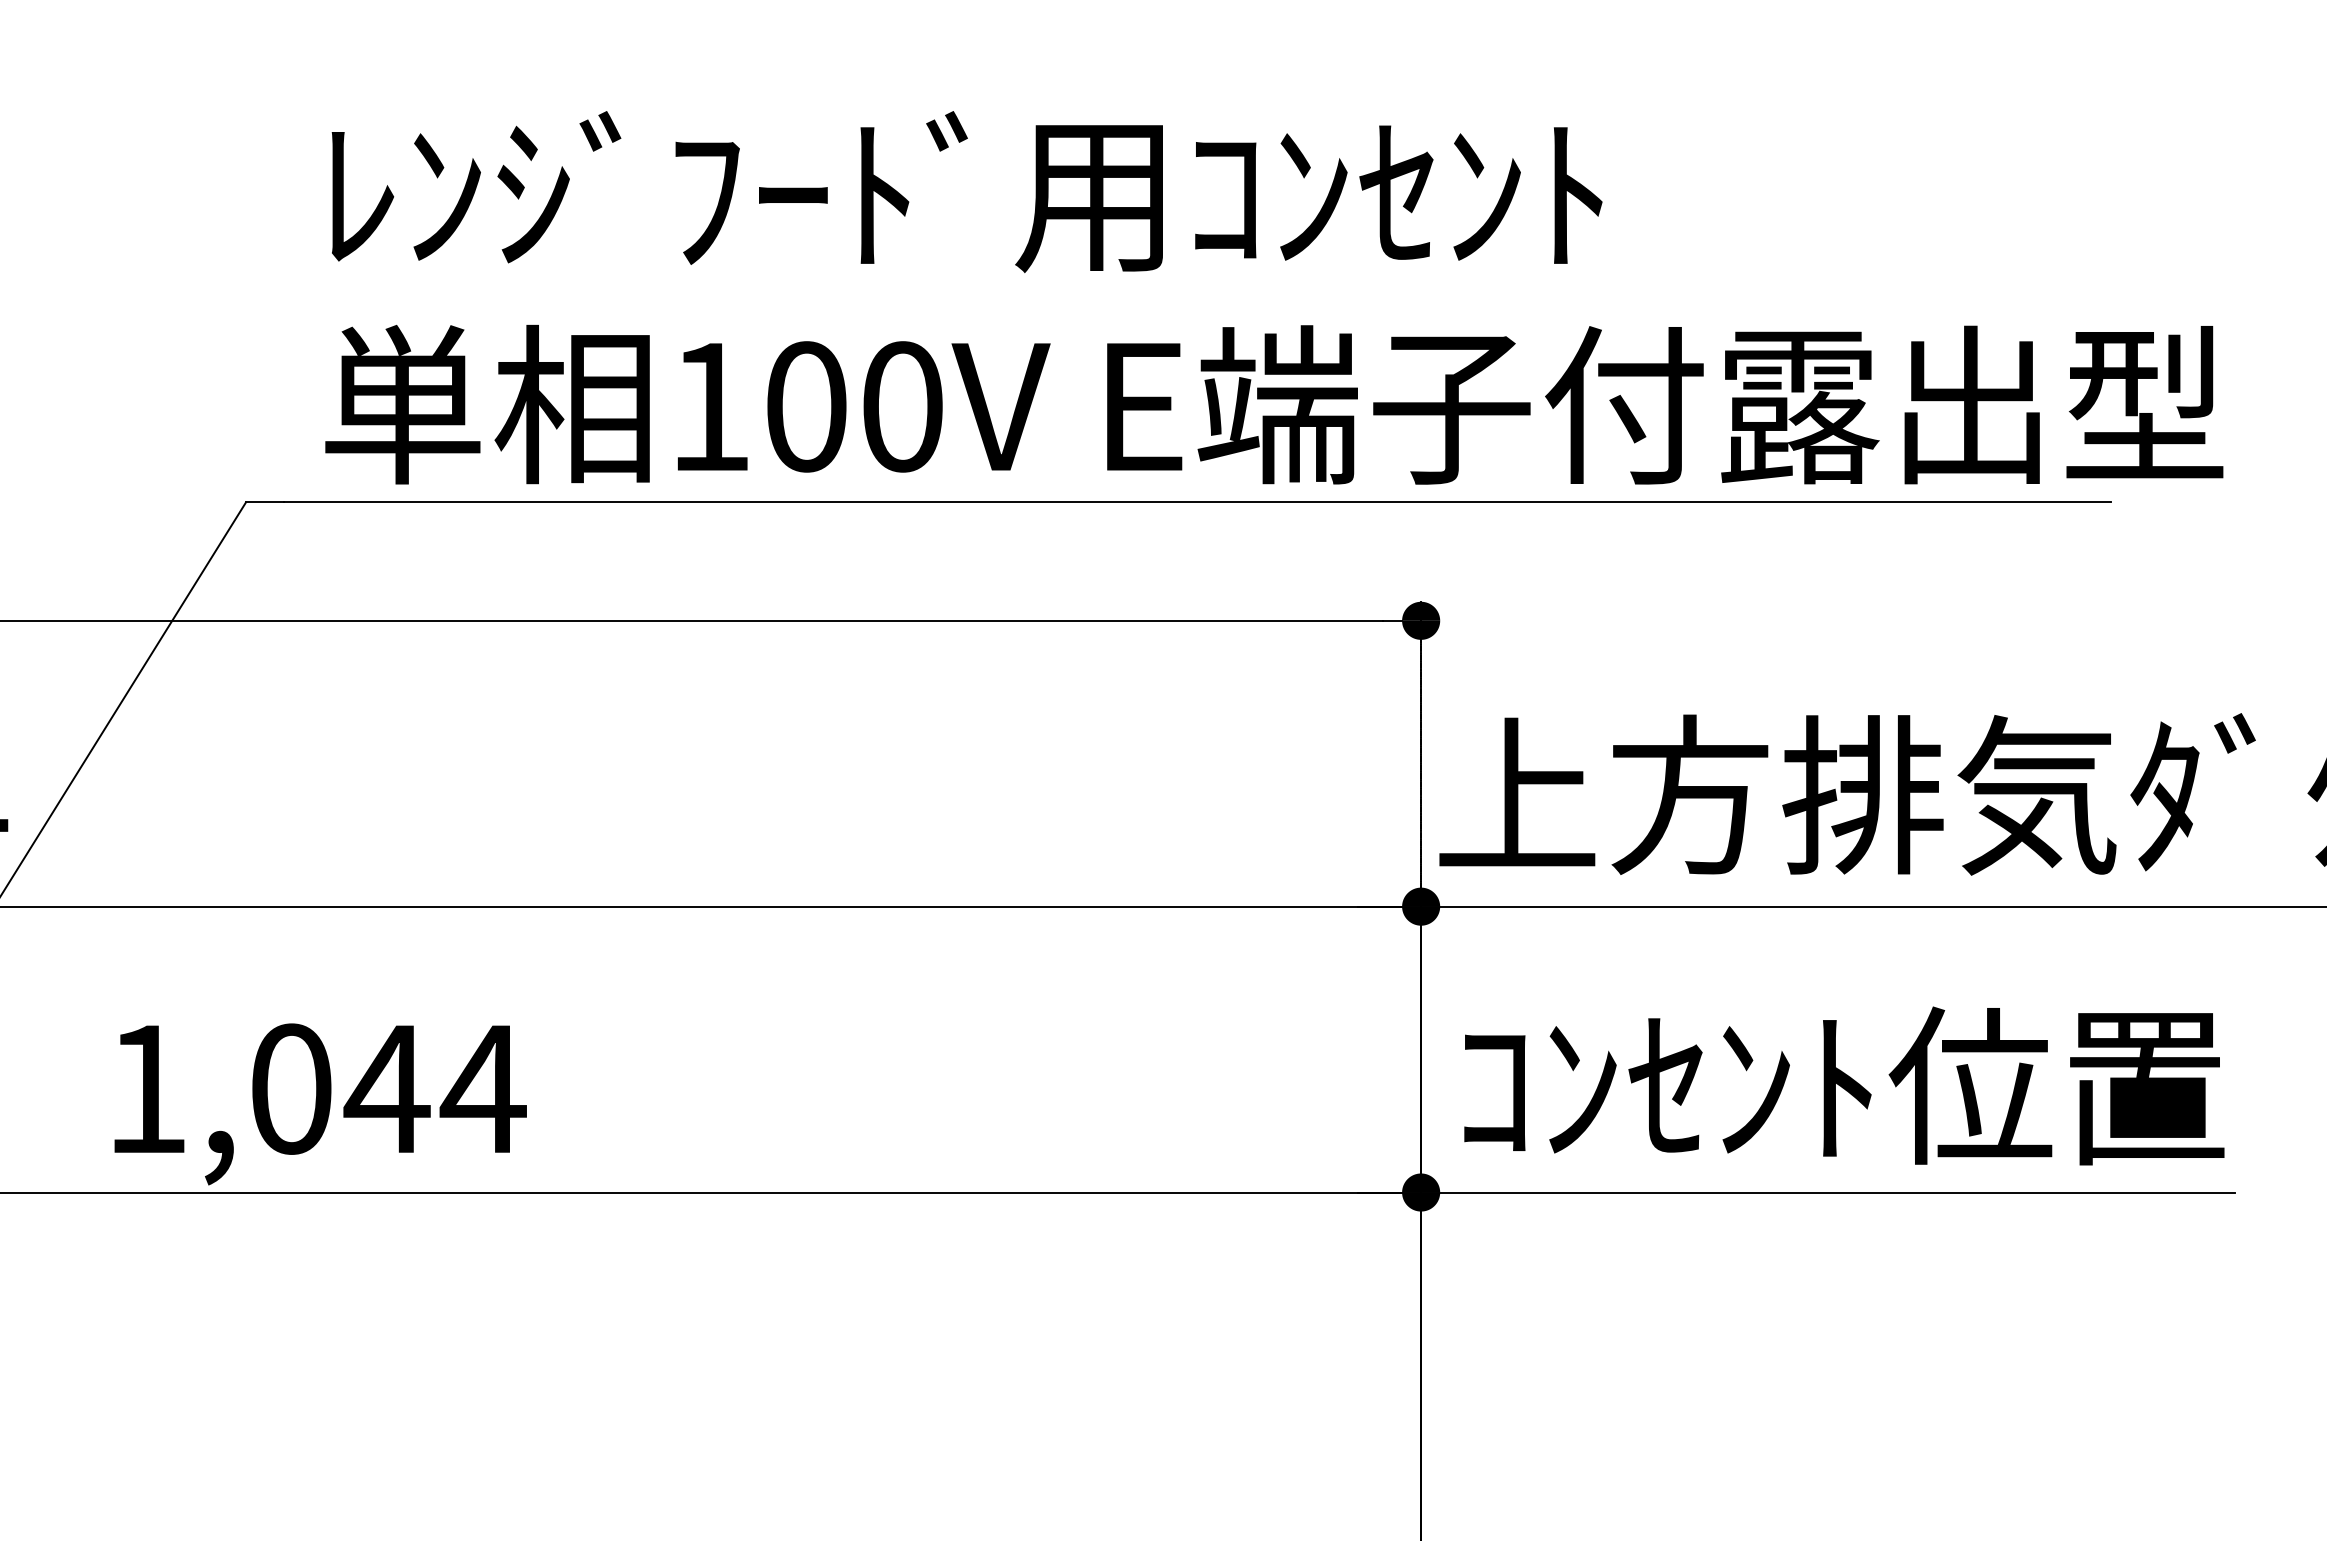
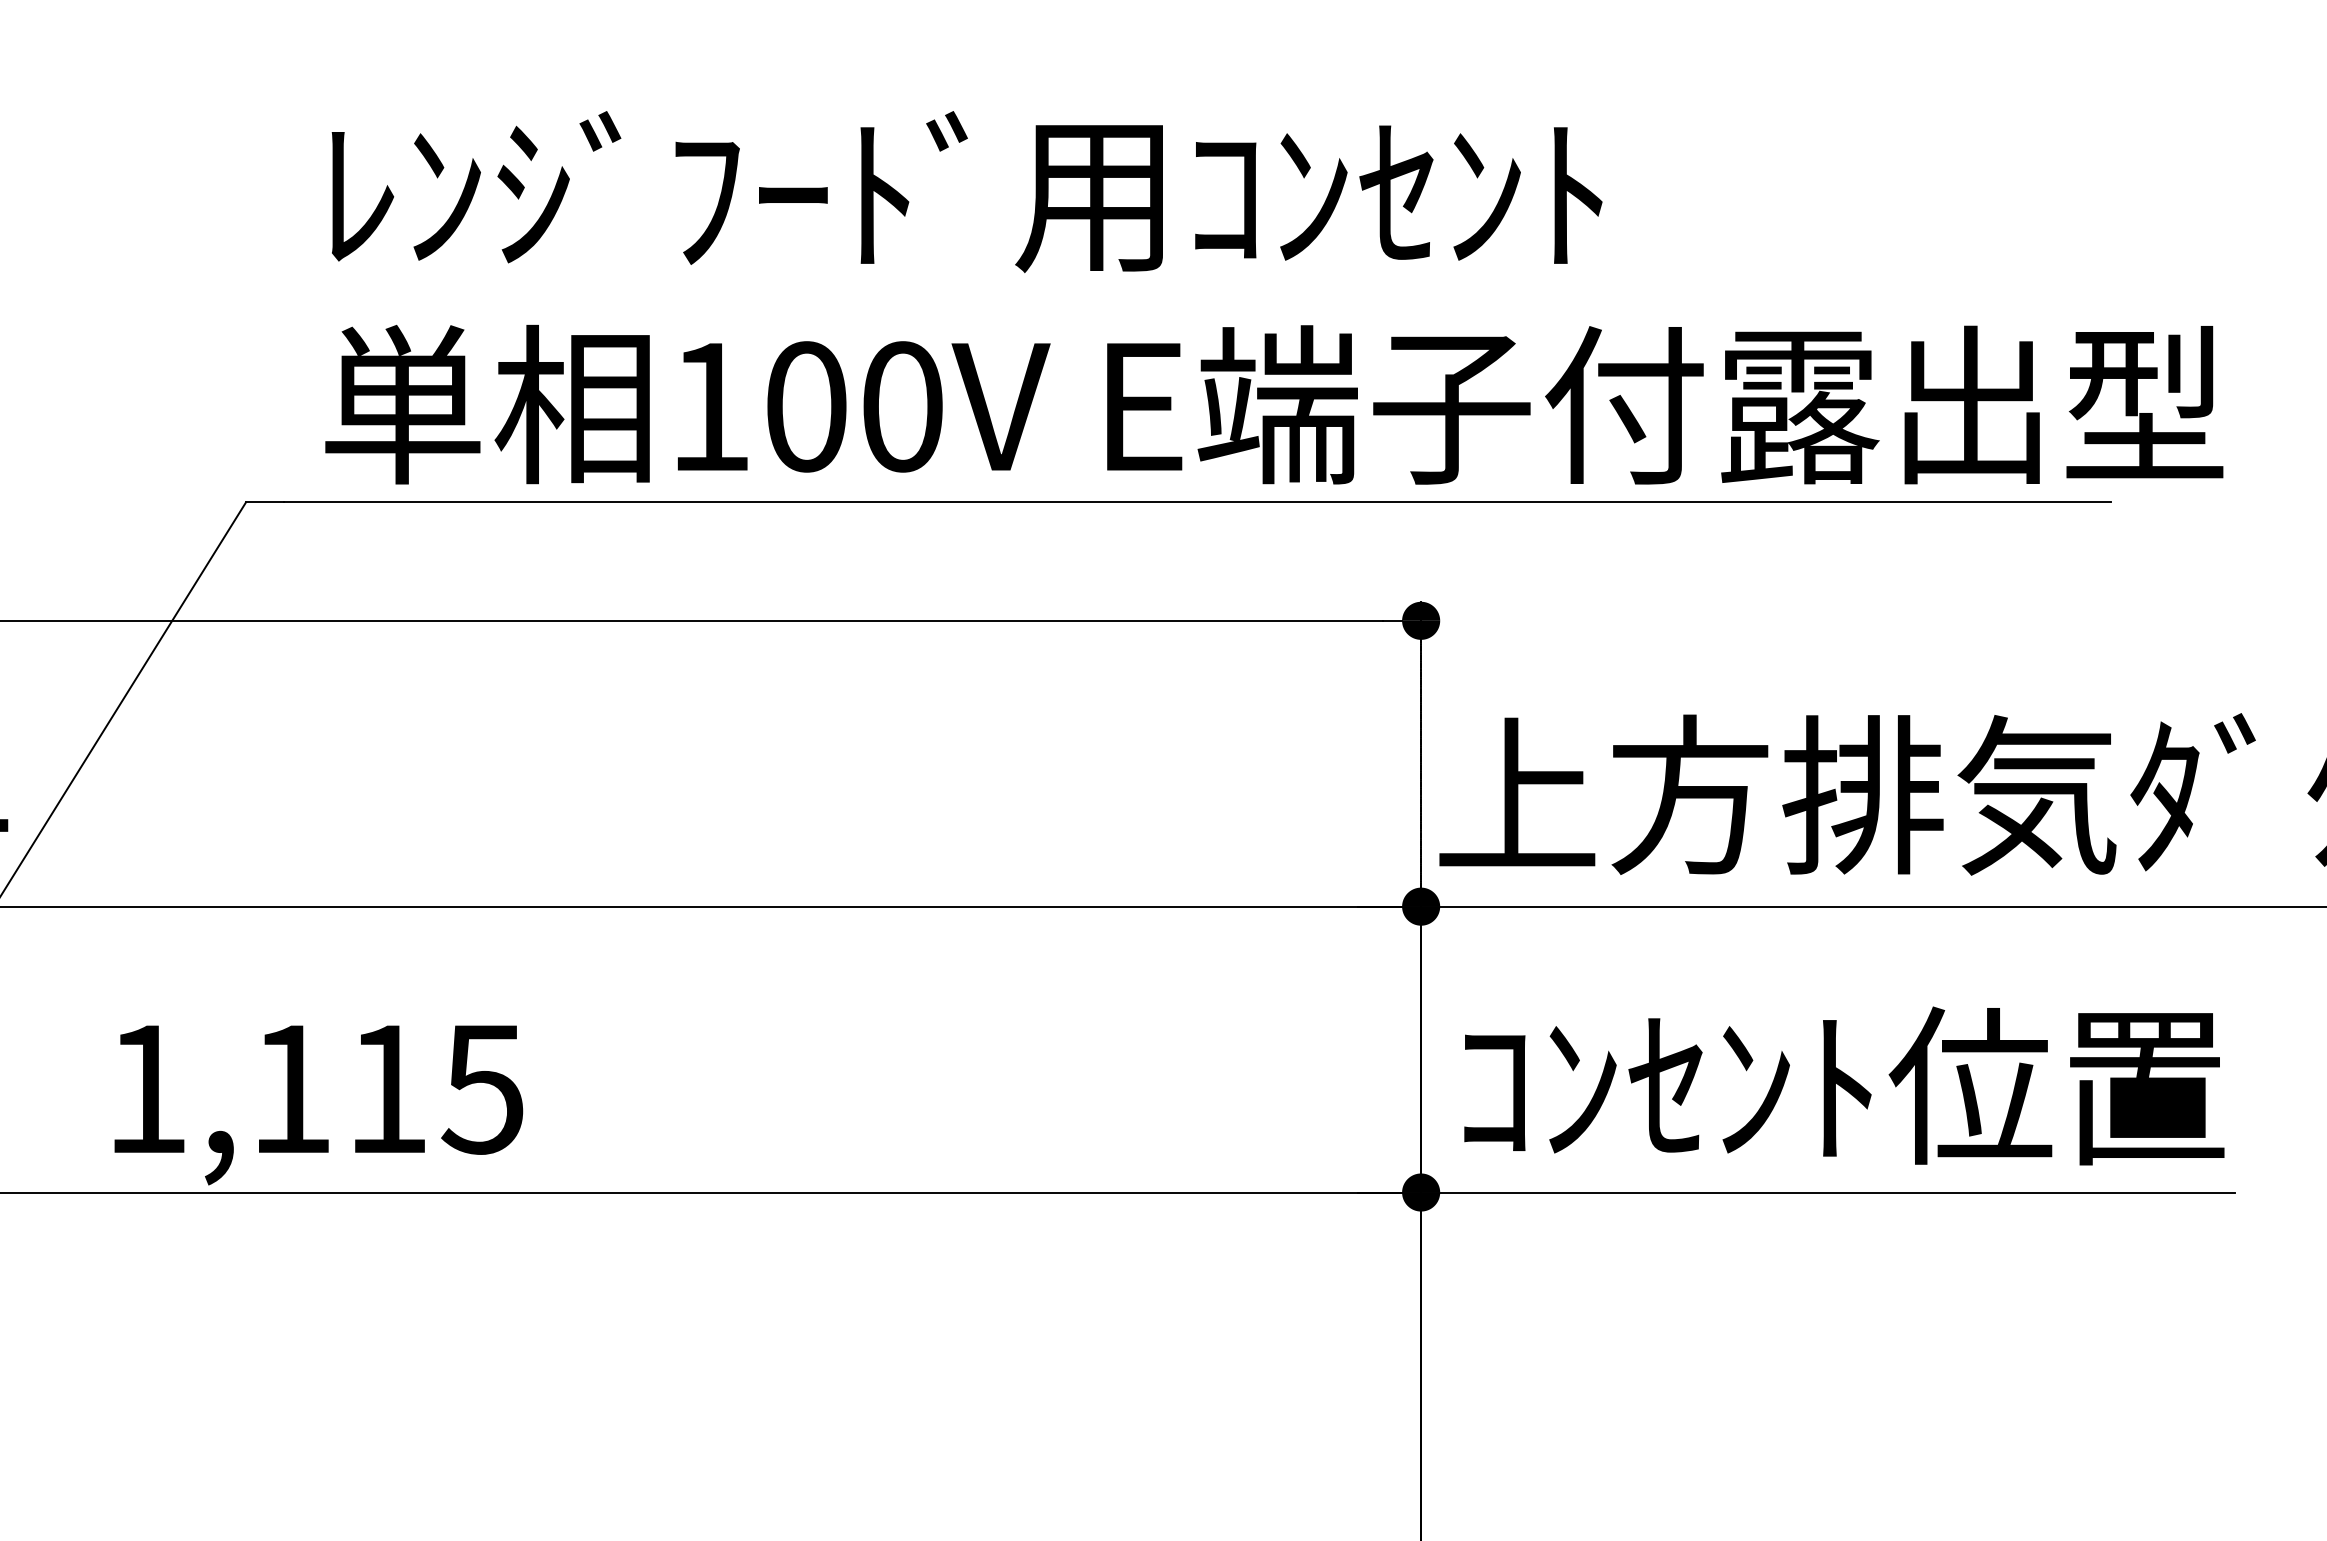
text: 1,044 -> 1,115 (389, 1088)
